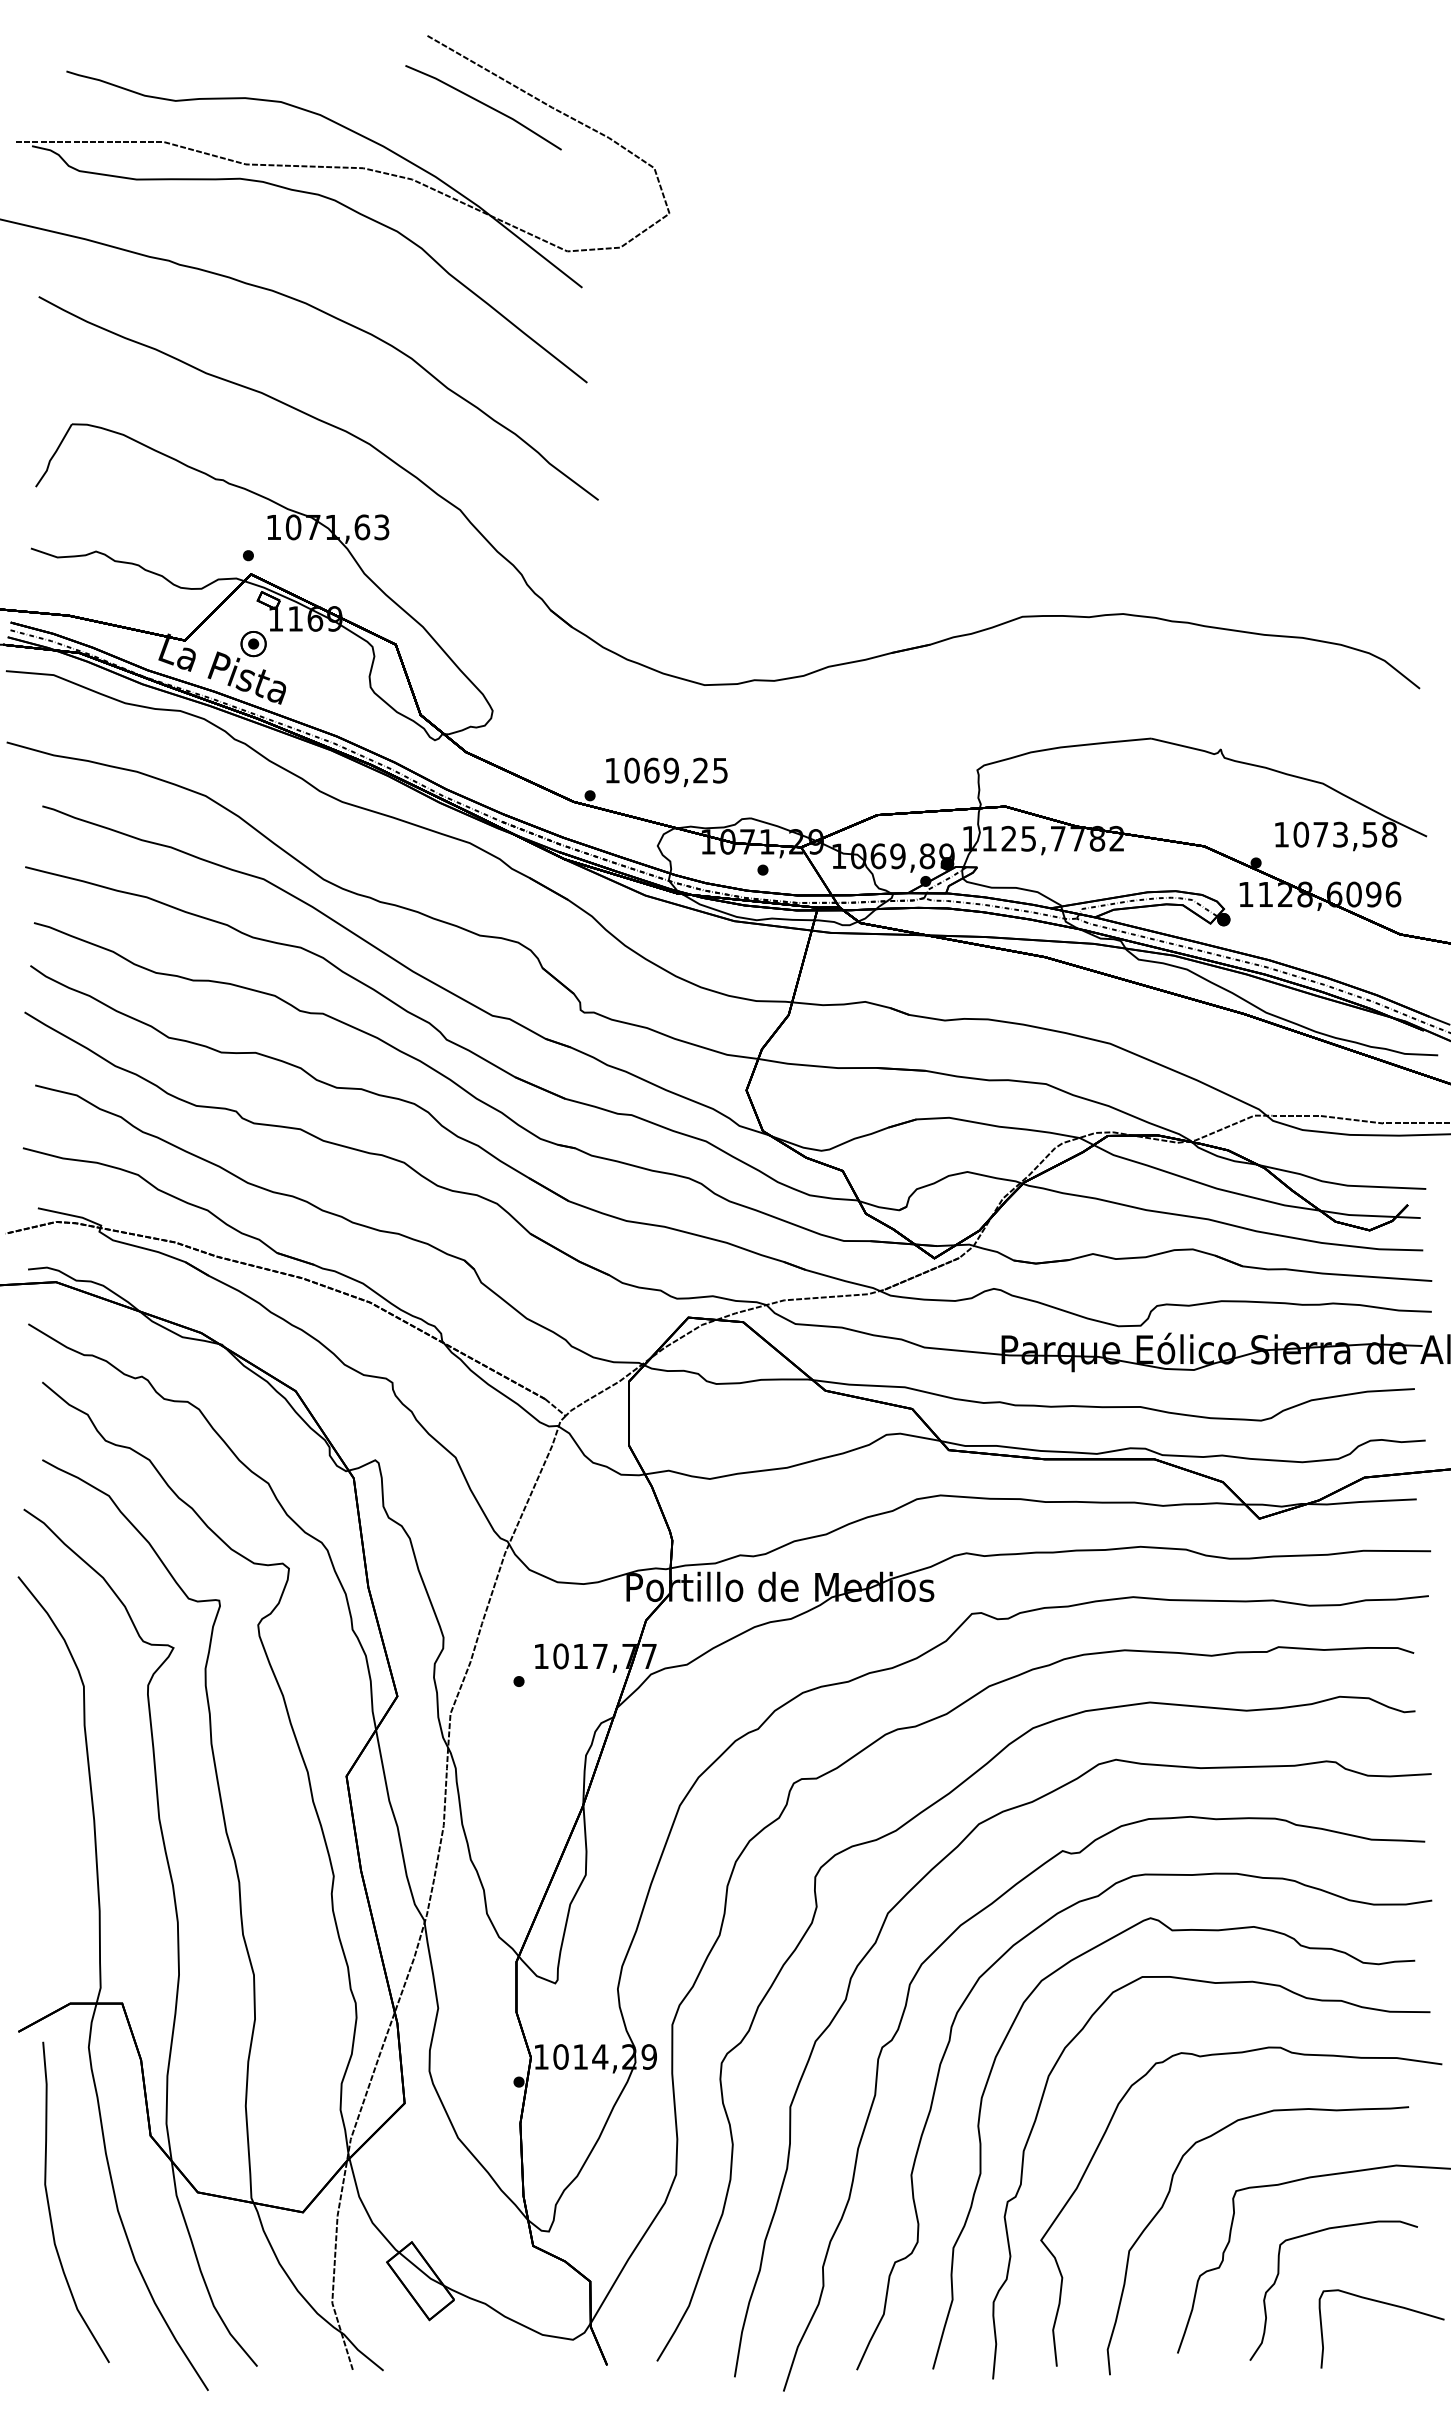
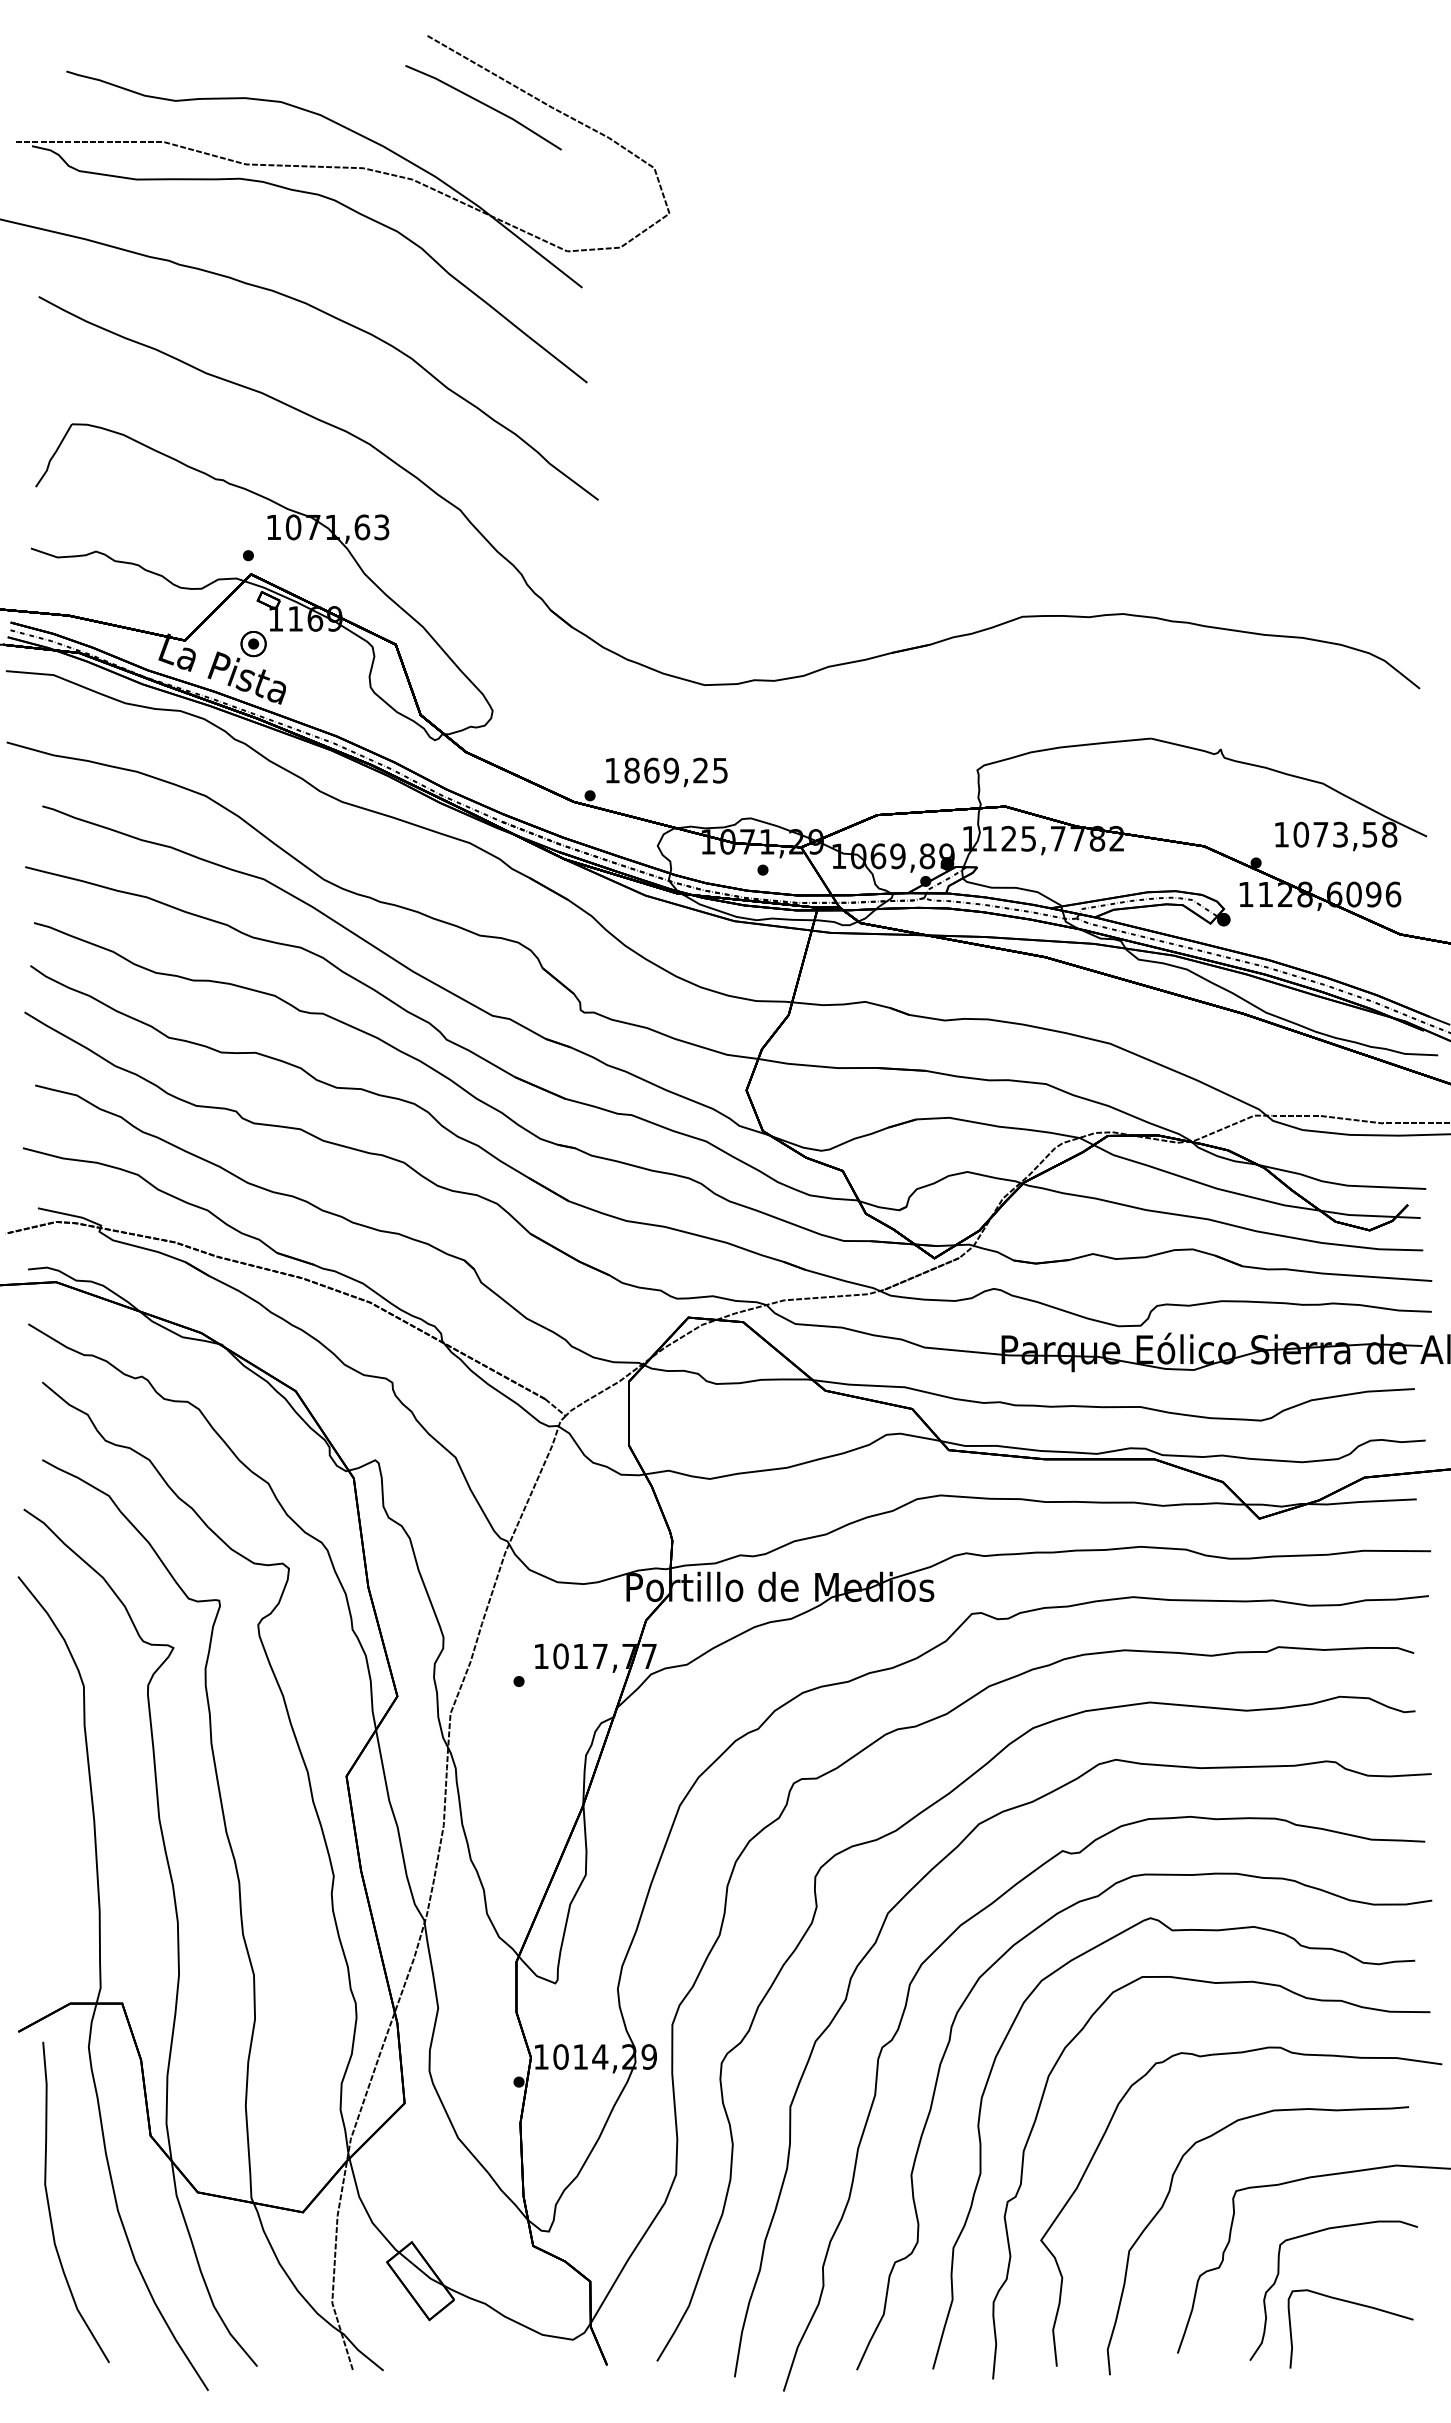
text: 1069,25 -> 1869,25 (631, 770)
curve position: (1385, 2304) -> (1354, 2304) (1354, 2304)
